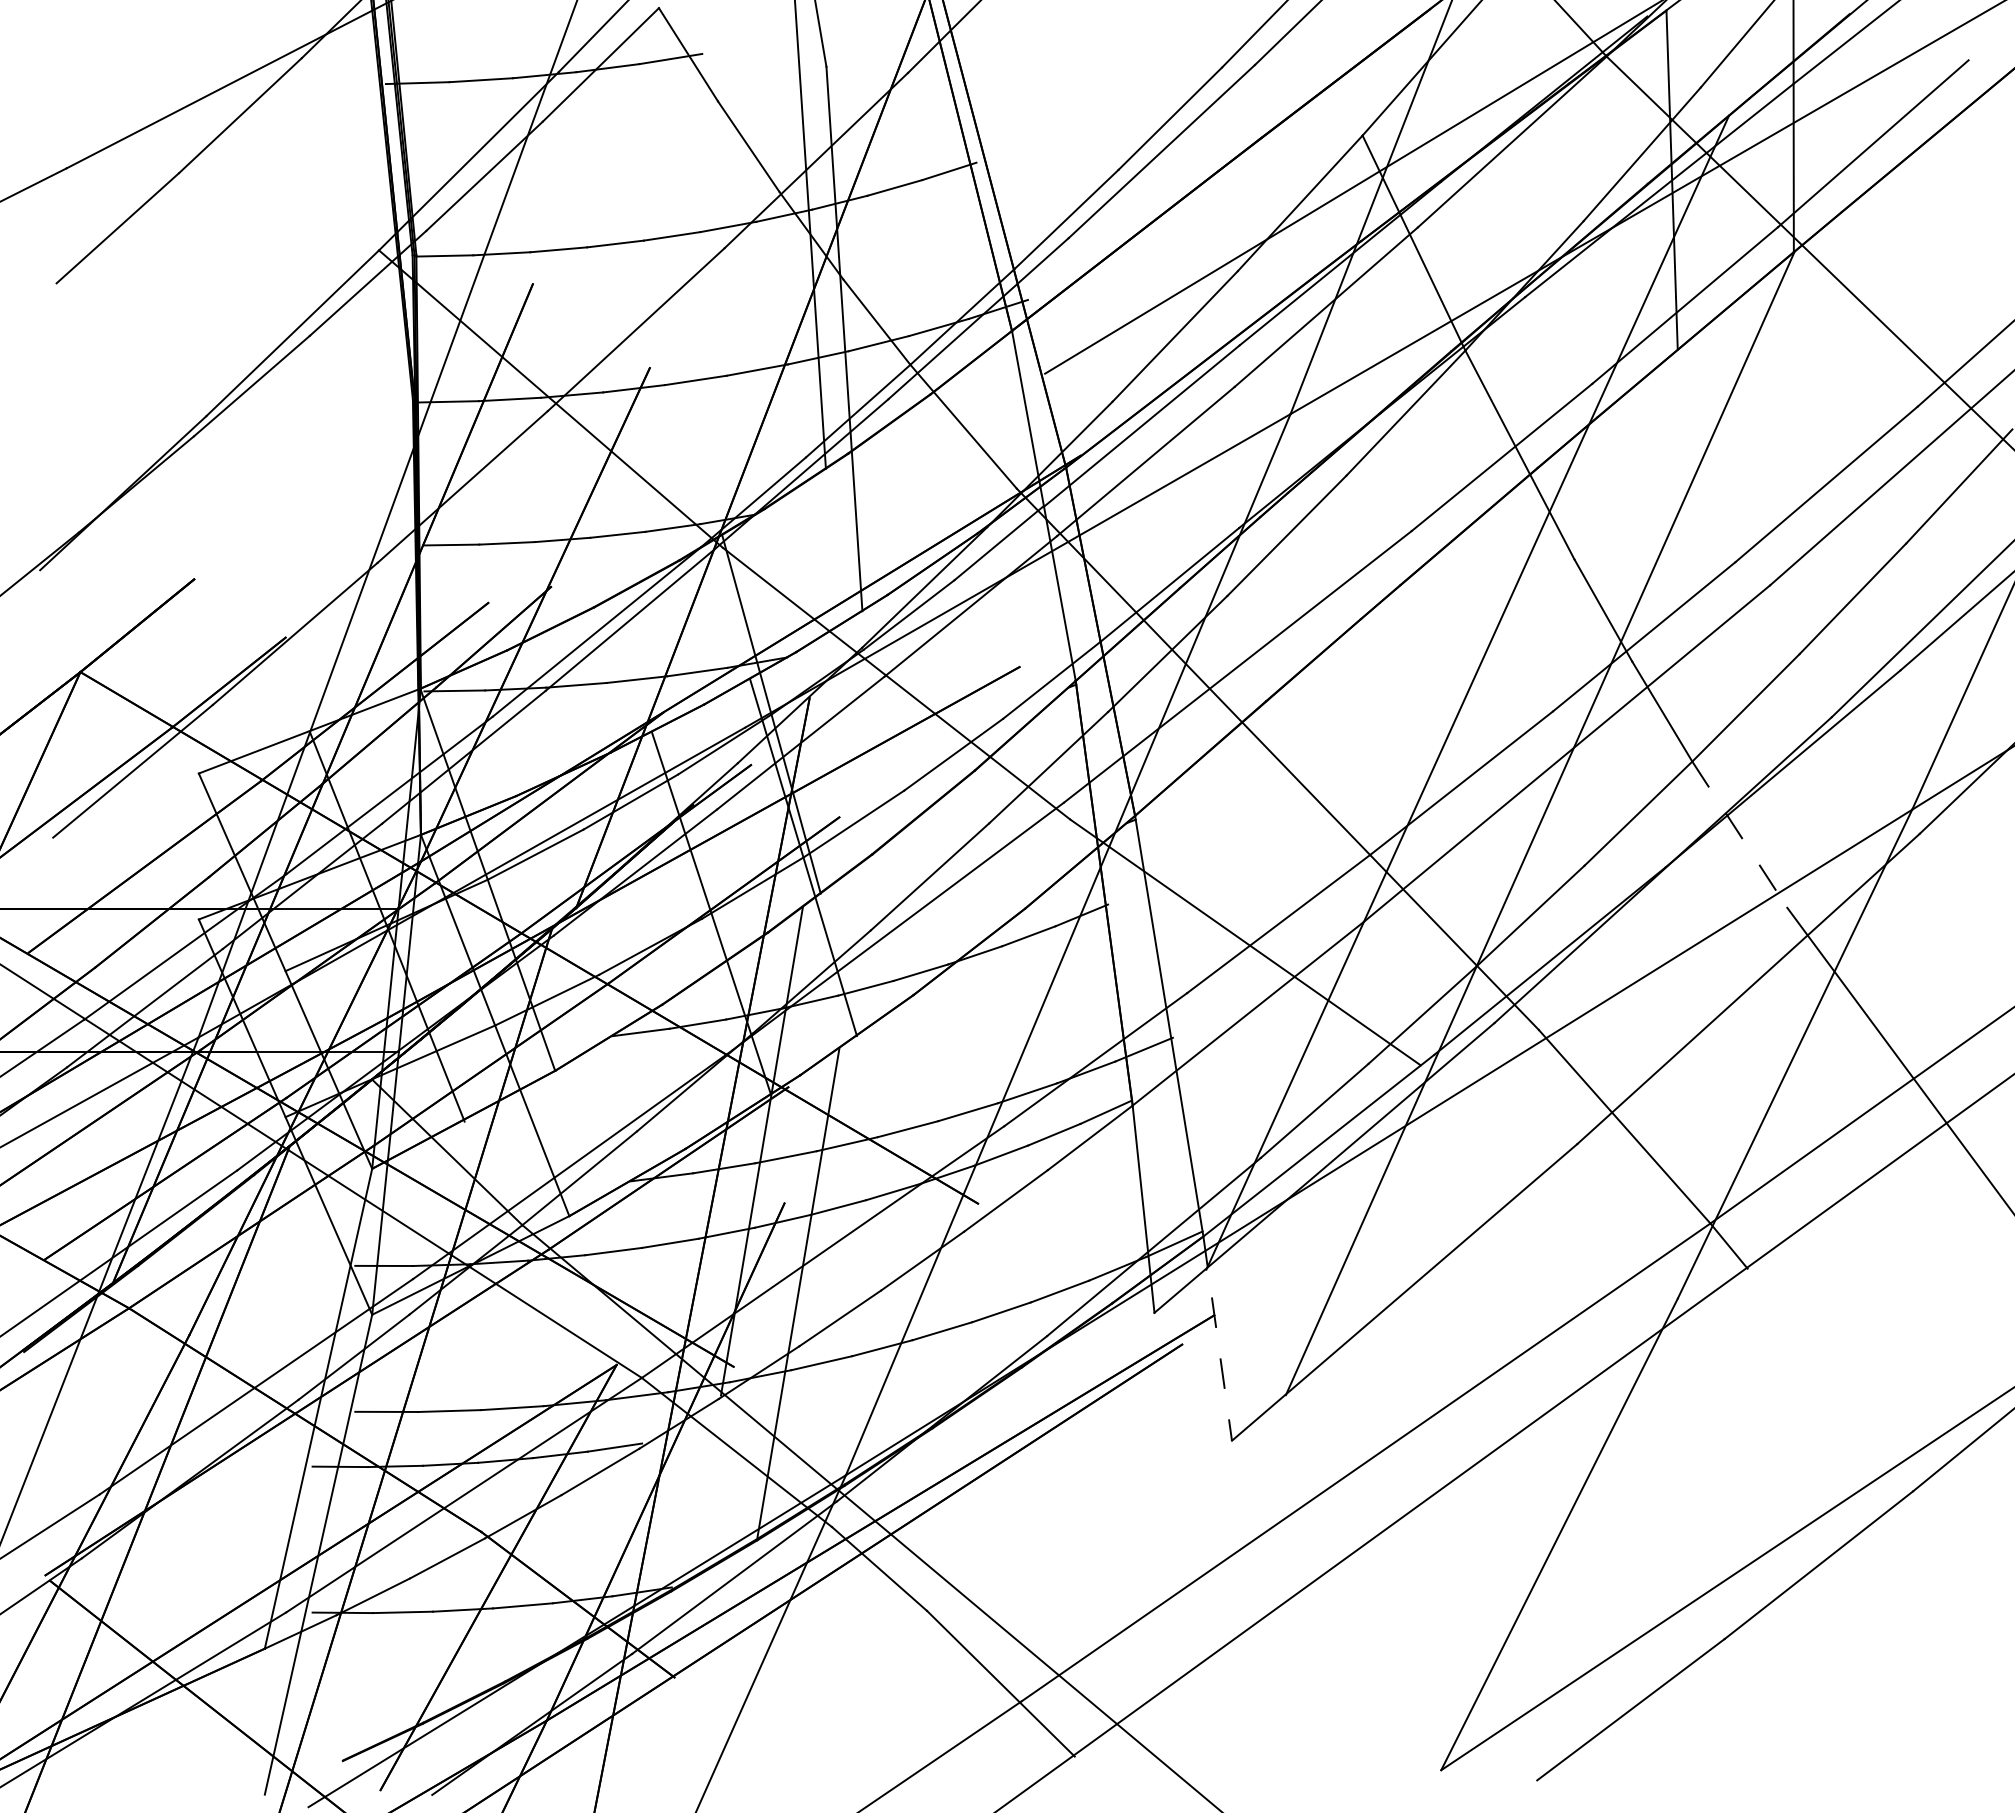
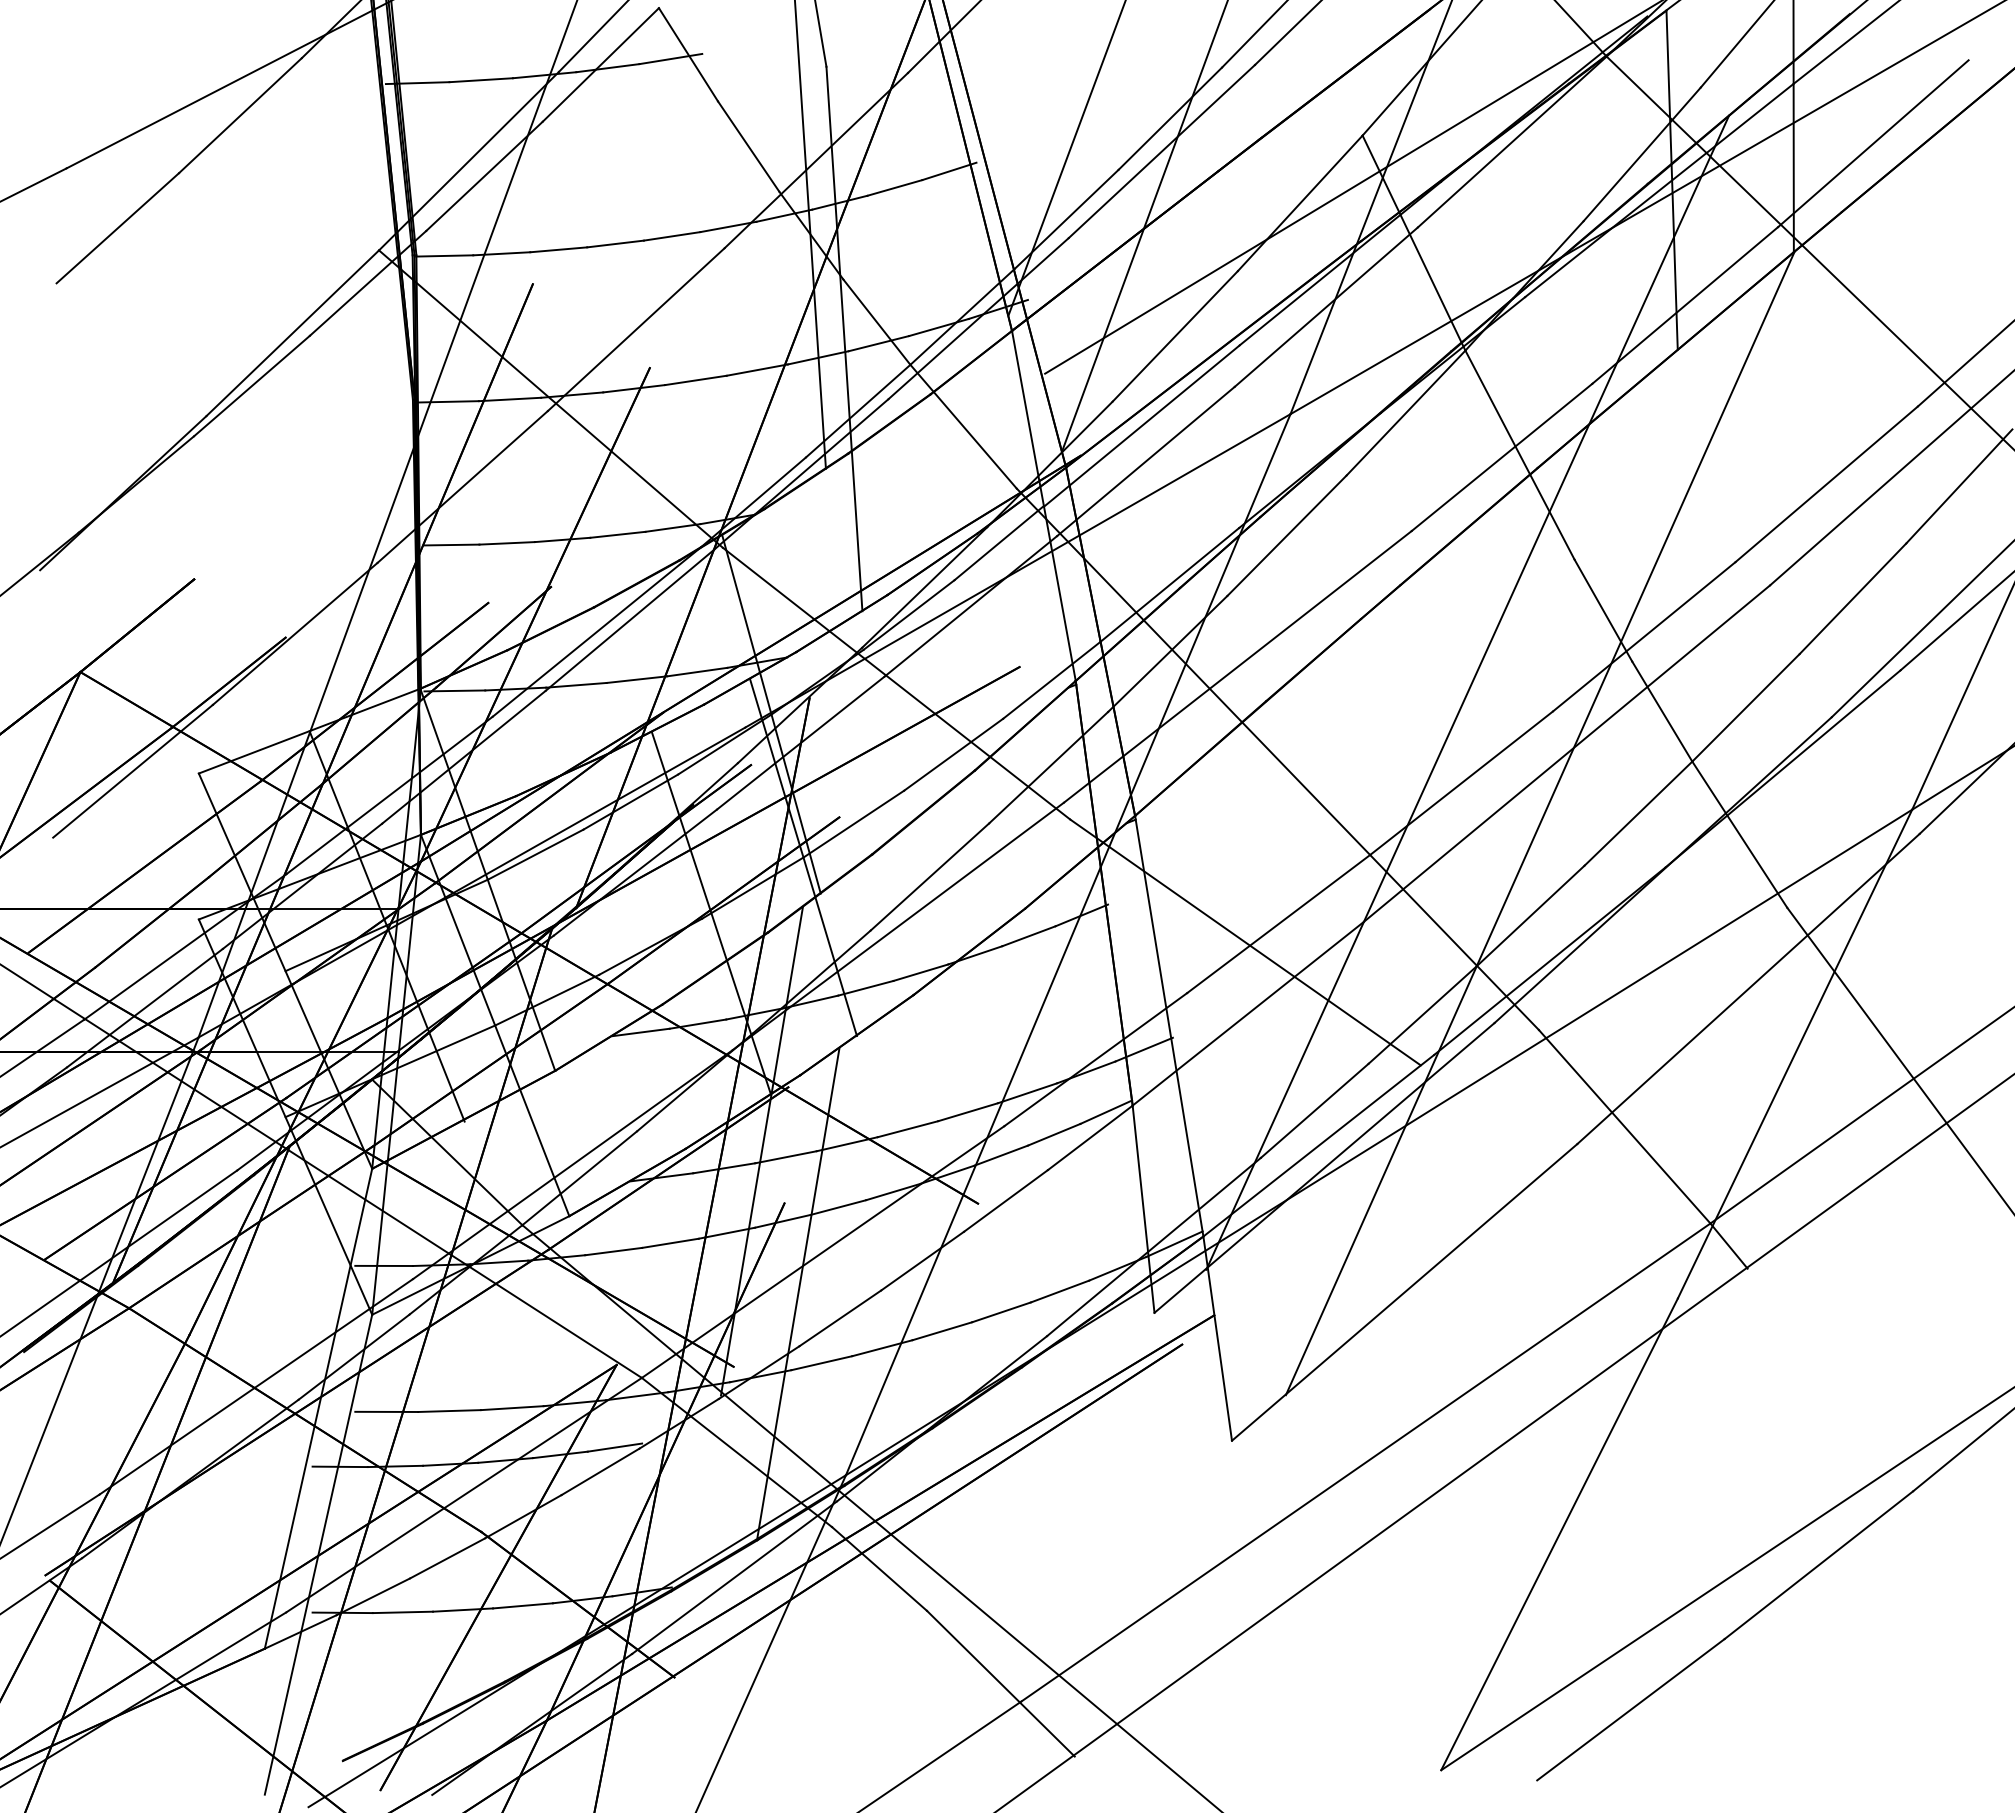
line: none -> present (1066, 158)
line: none -> present (1144, 226)
line: dashed -> solid (1740, 835)
line: dashed -> solid (1217, 1339)
